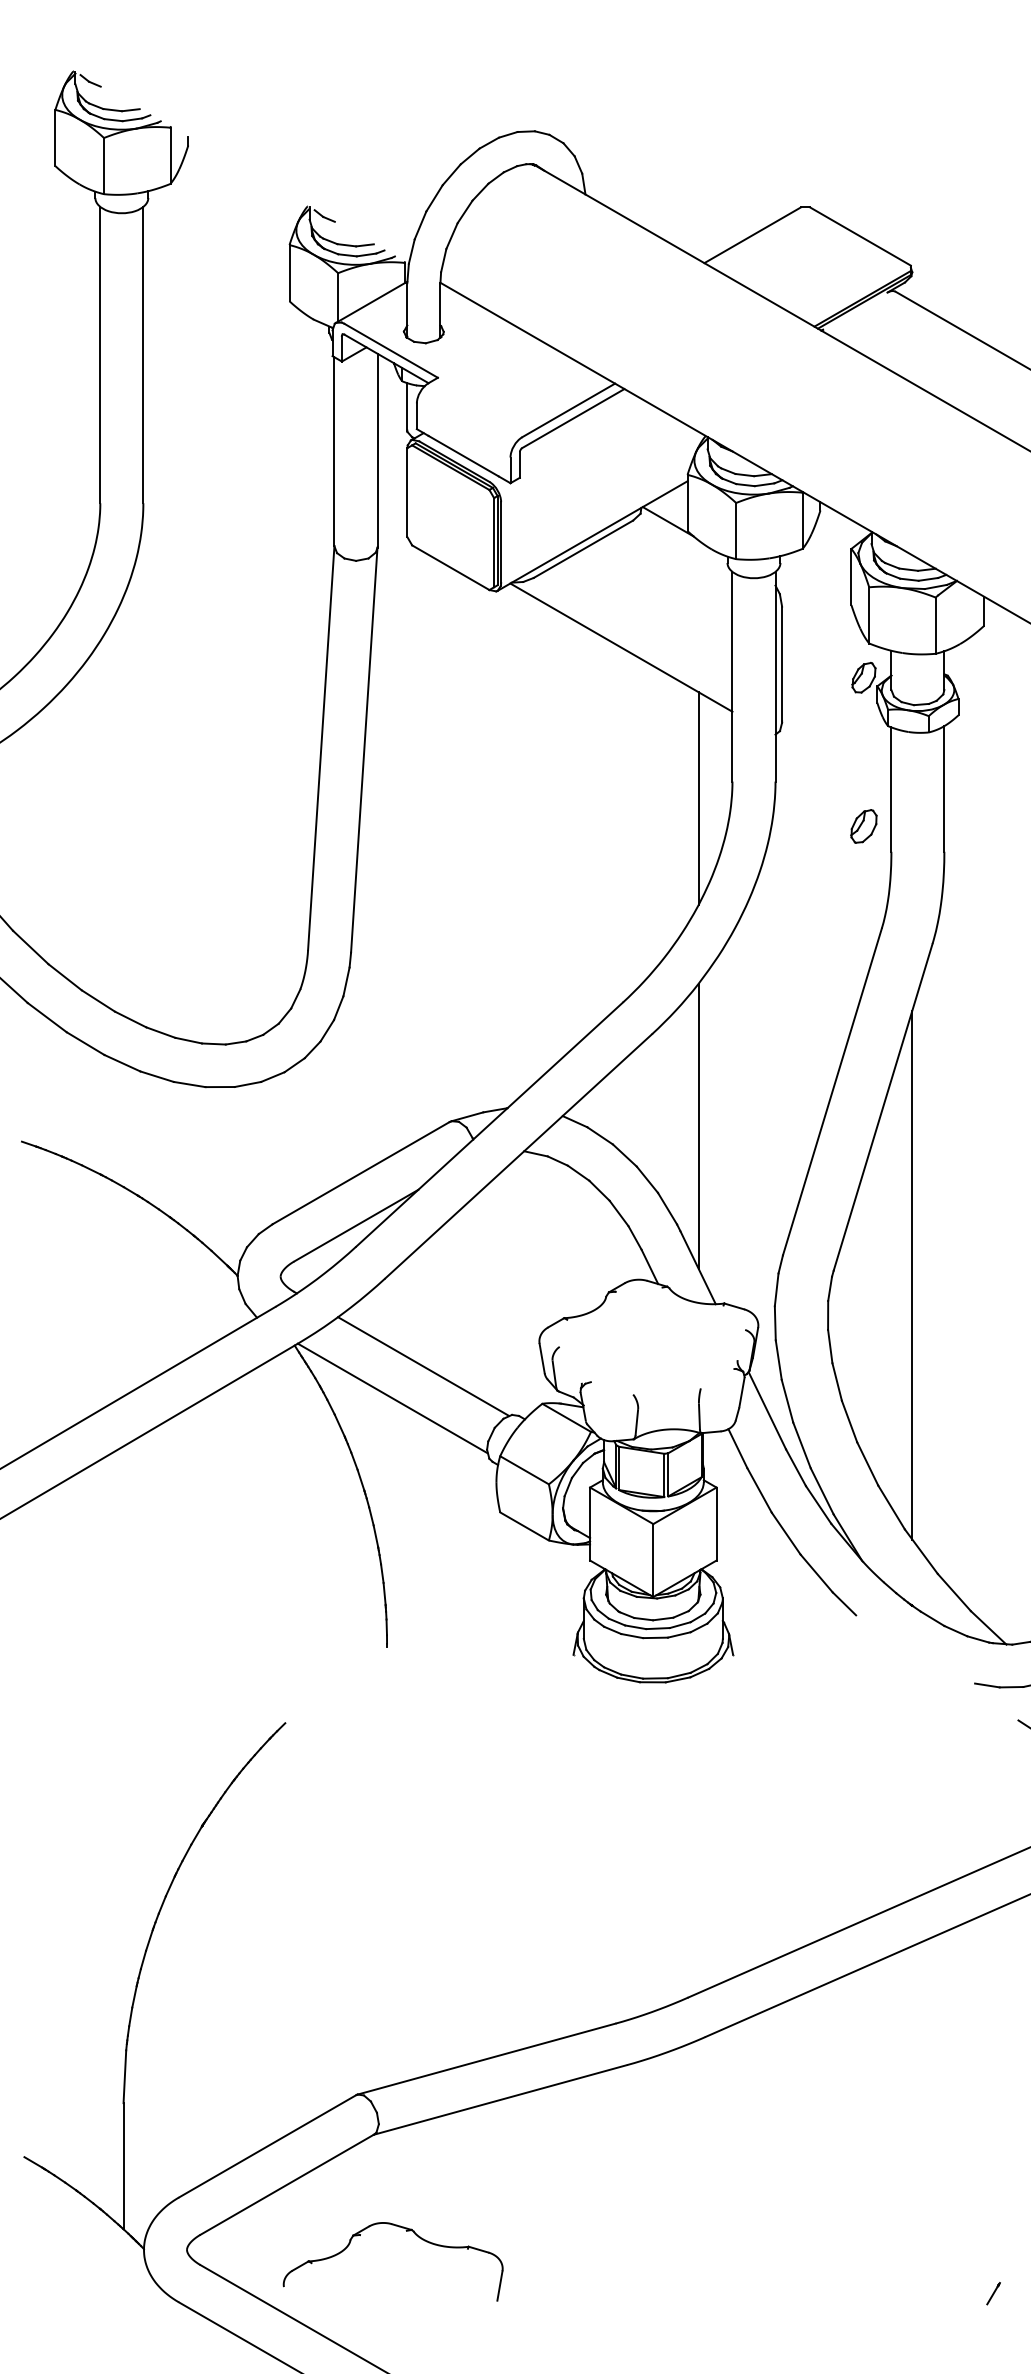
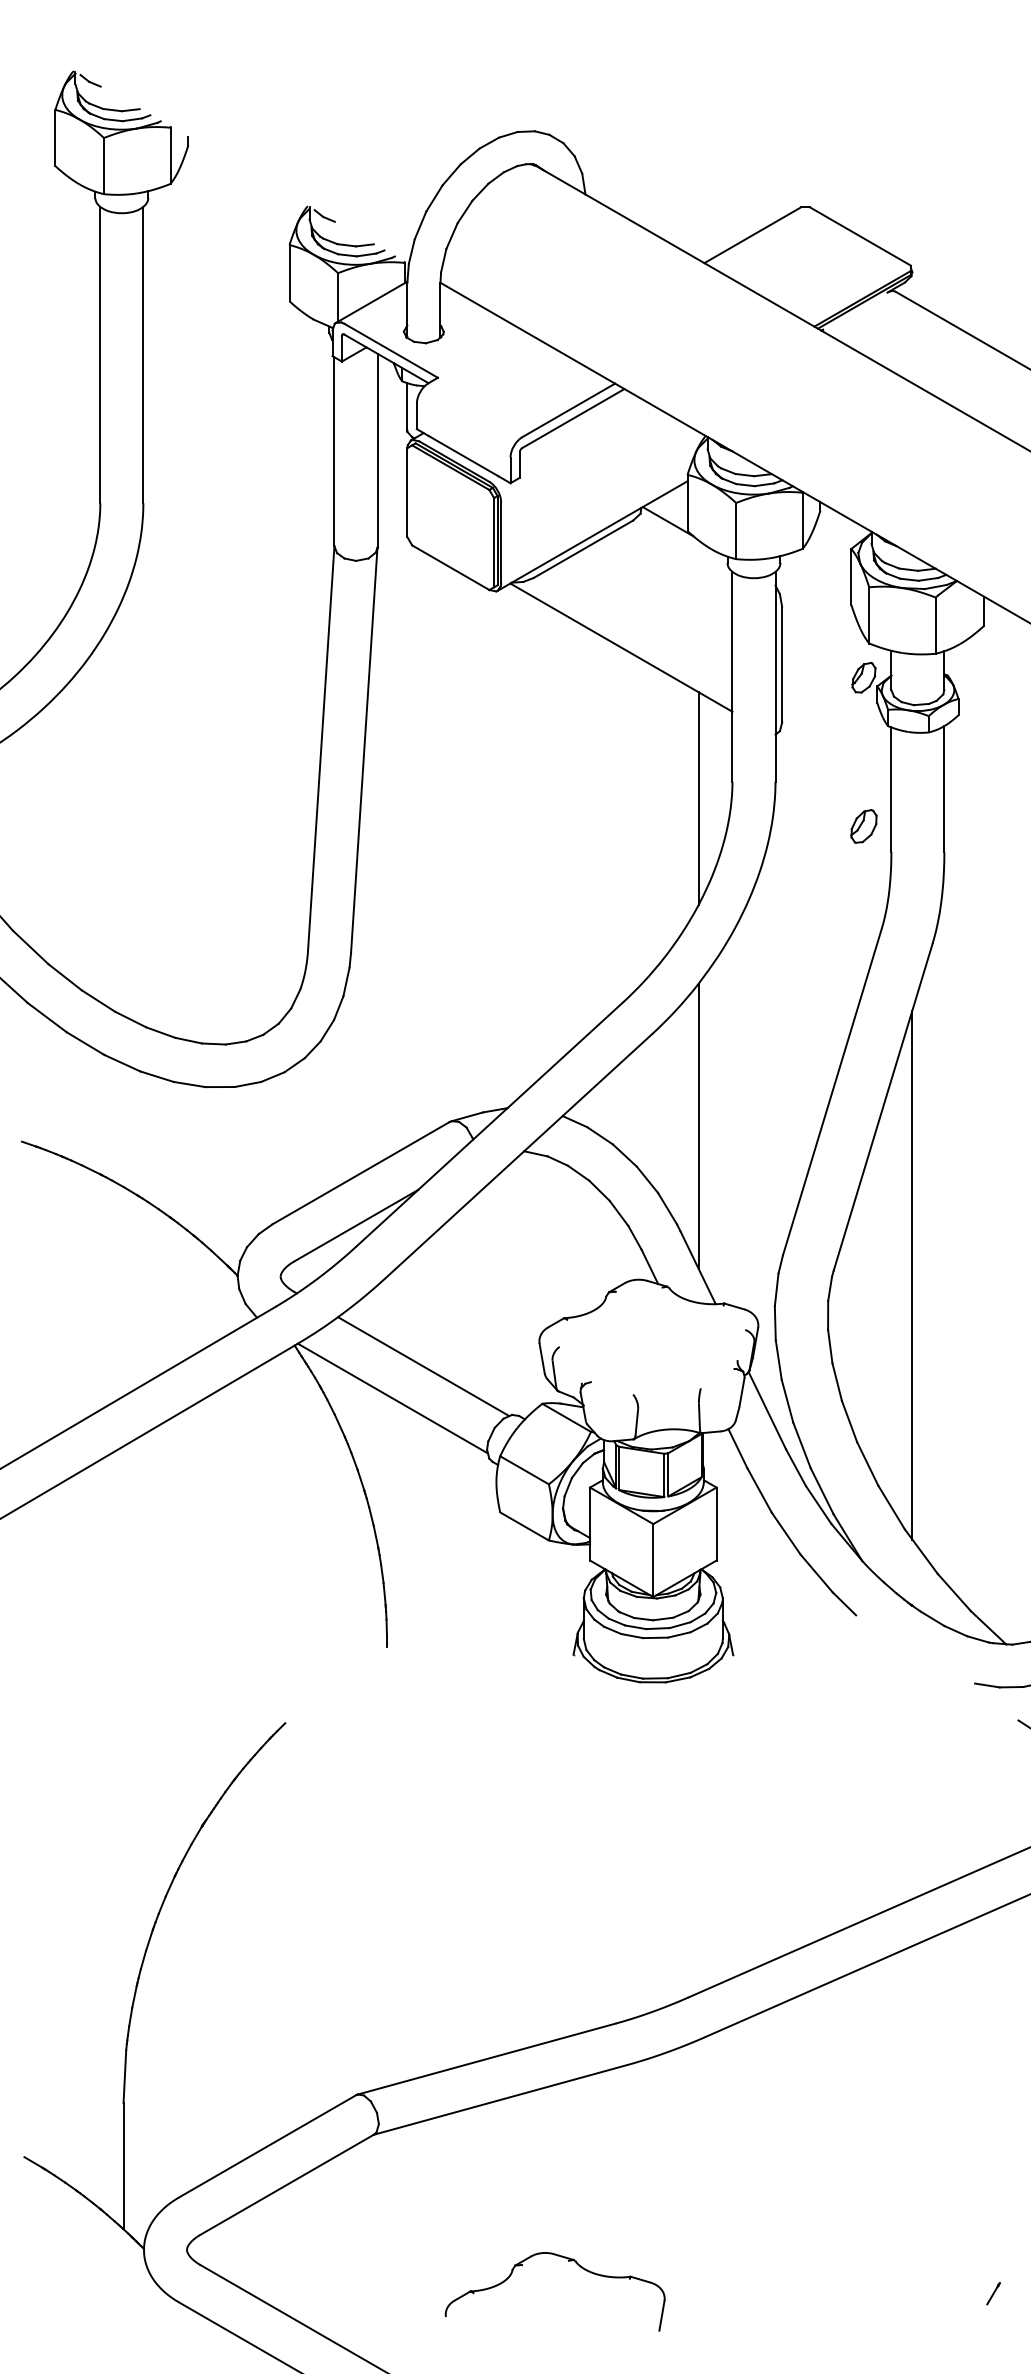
part position: (406, 2231) -> (568, 2261) (568, 2261)
